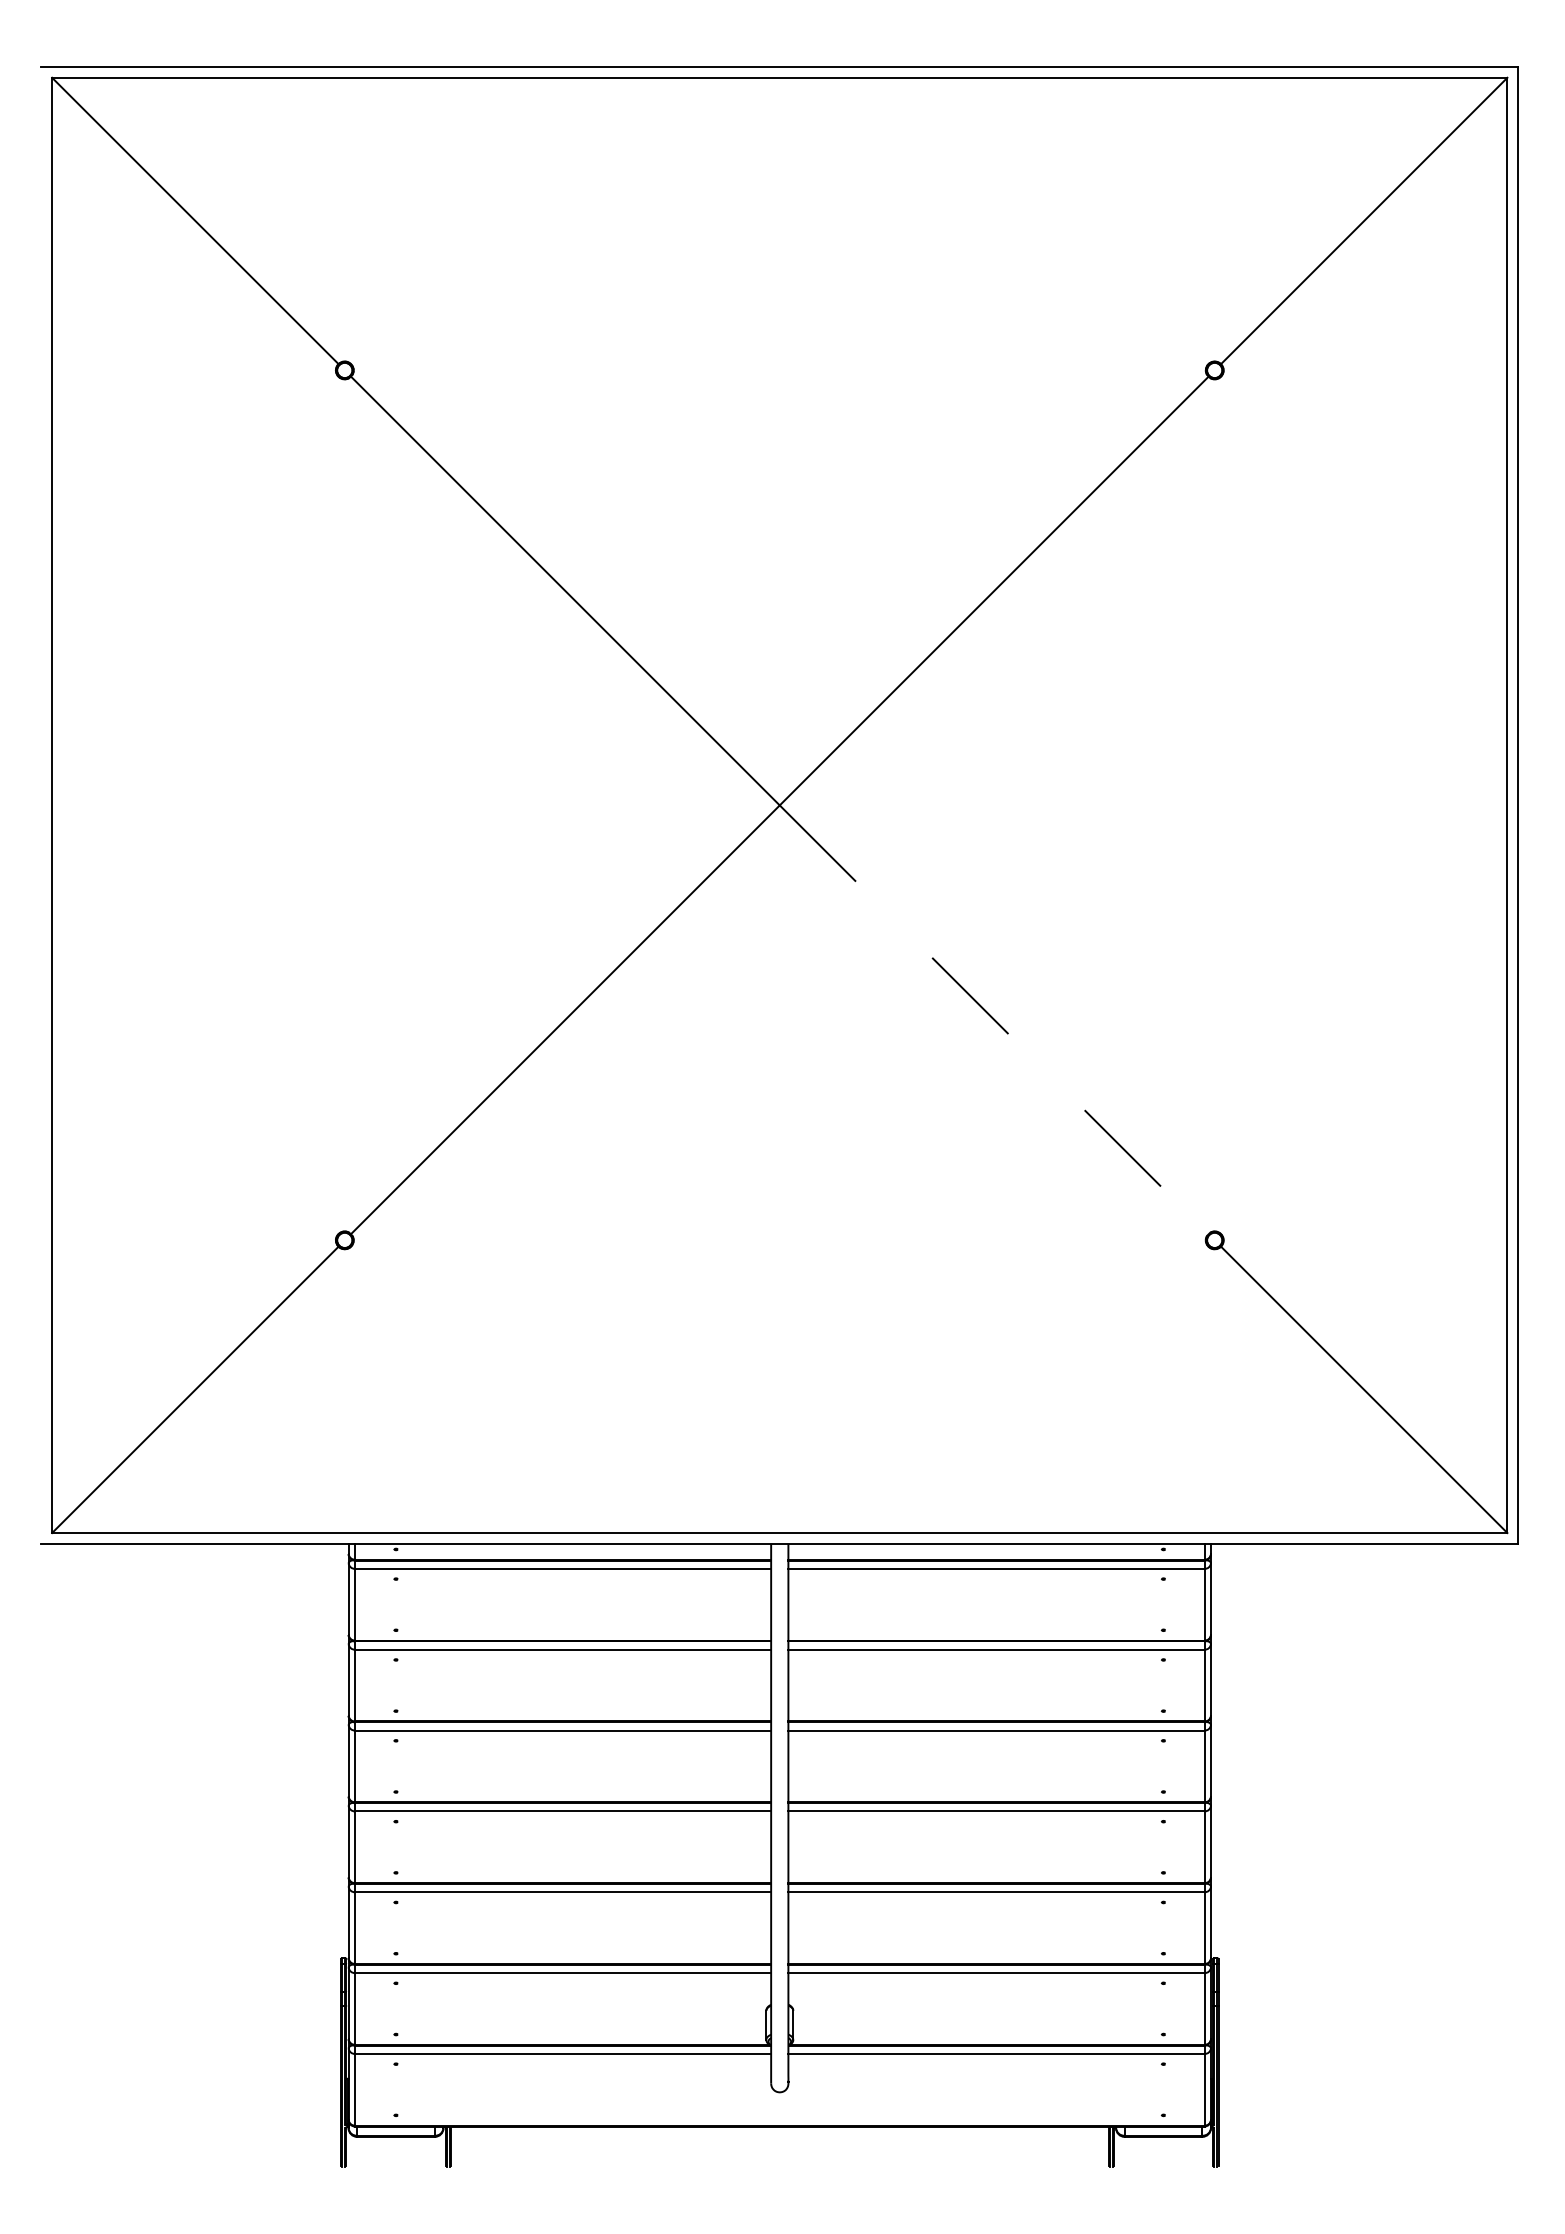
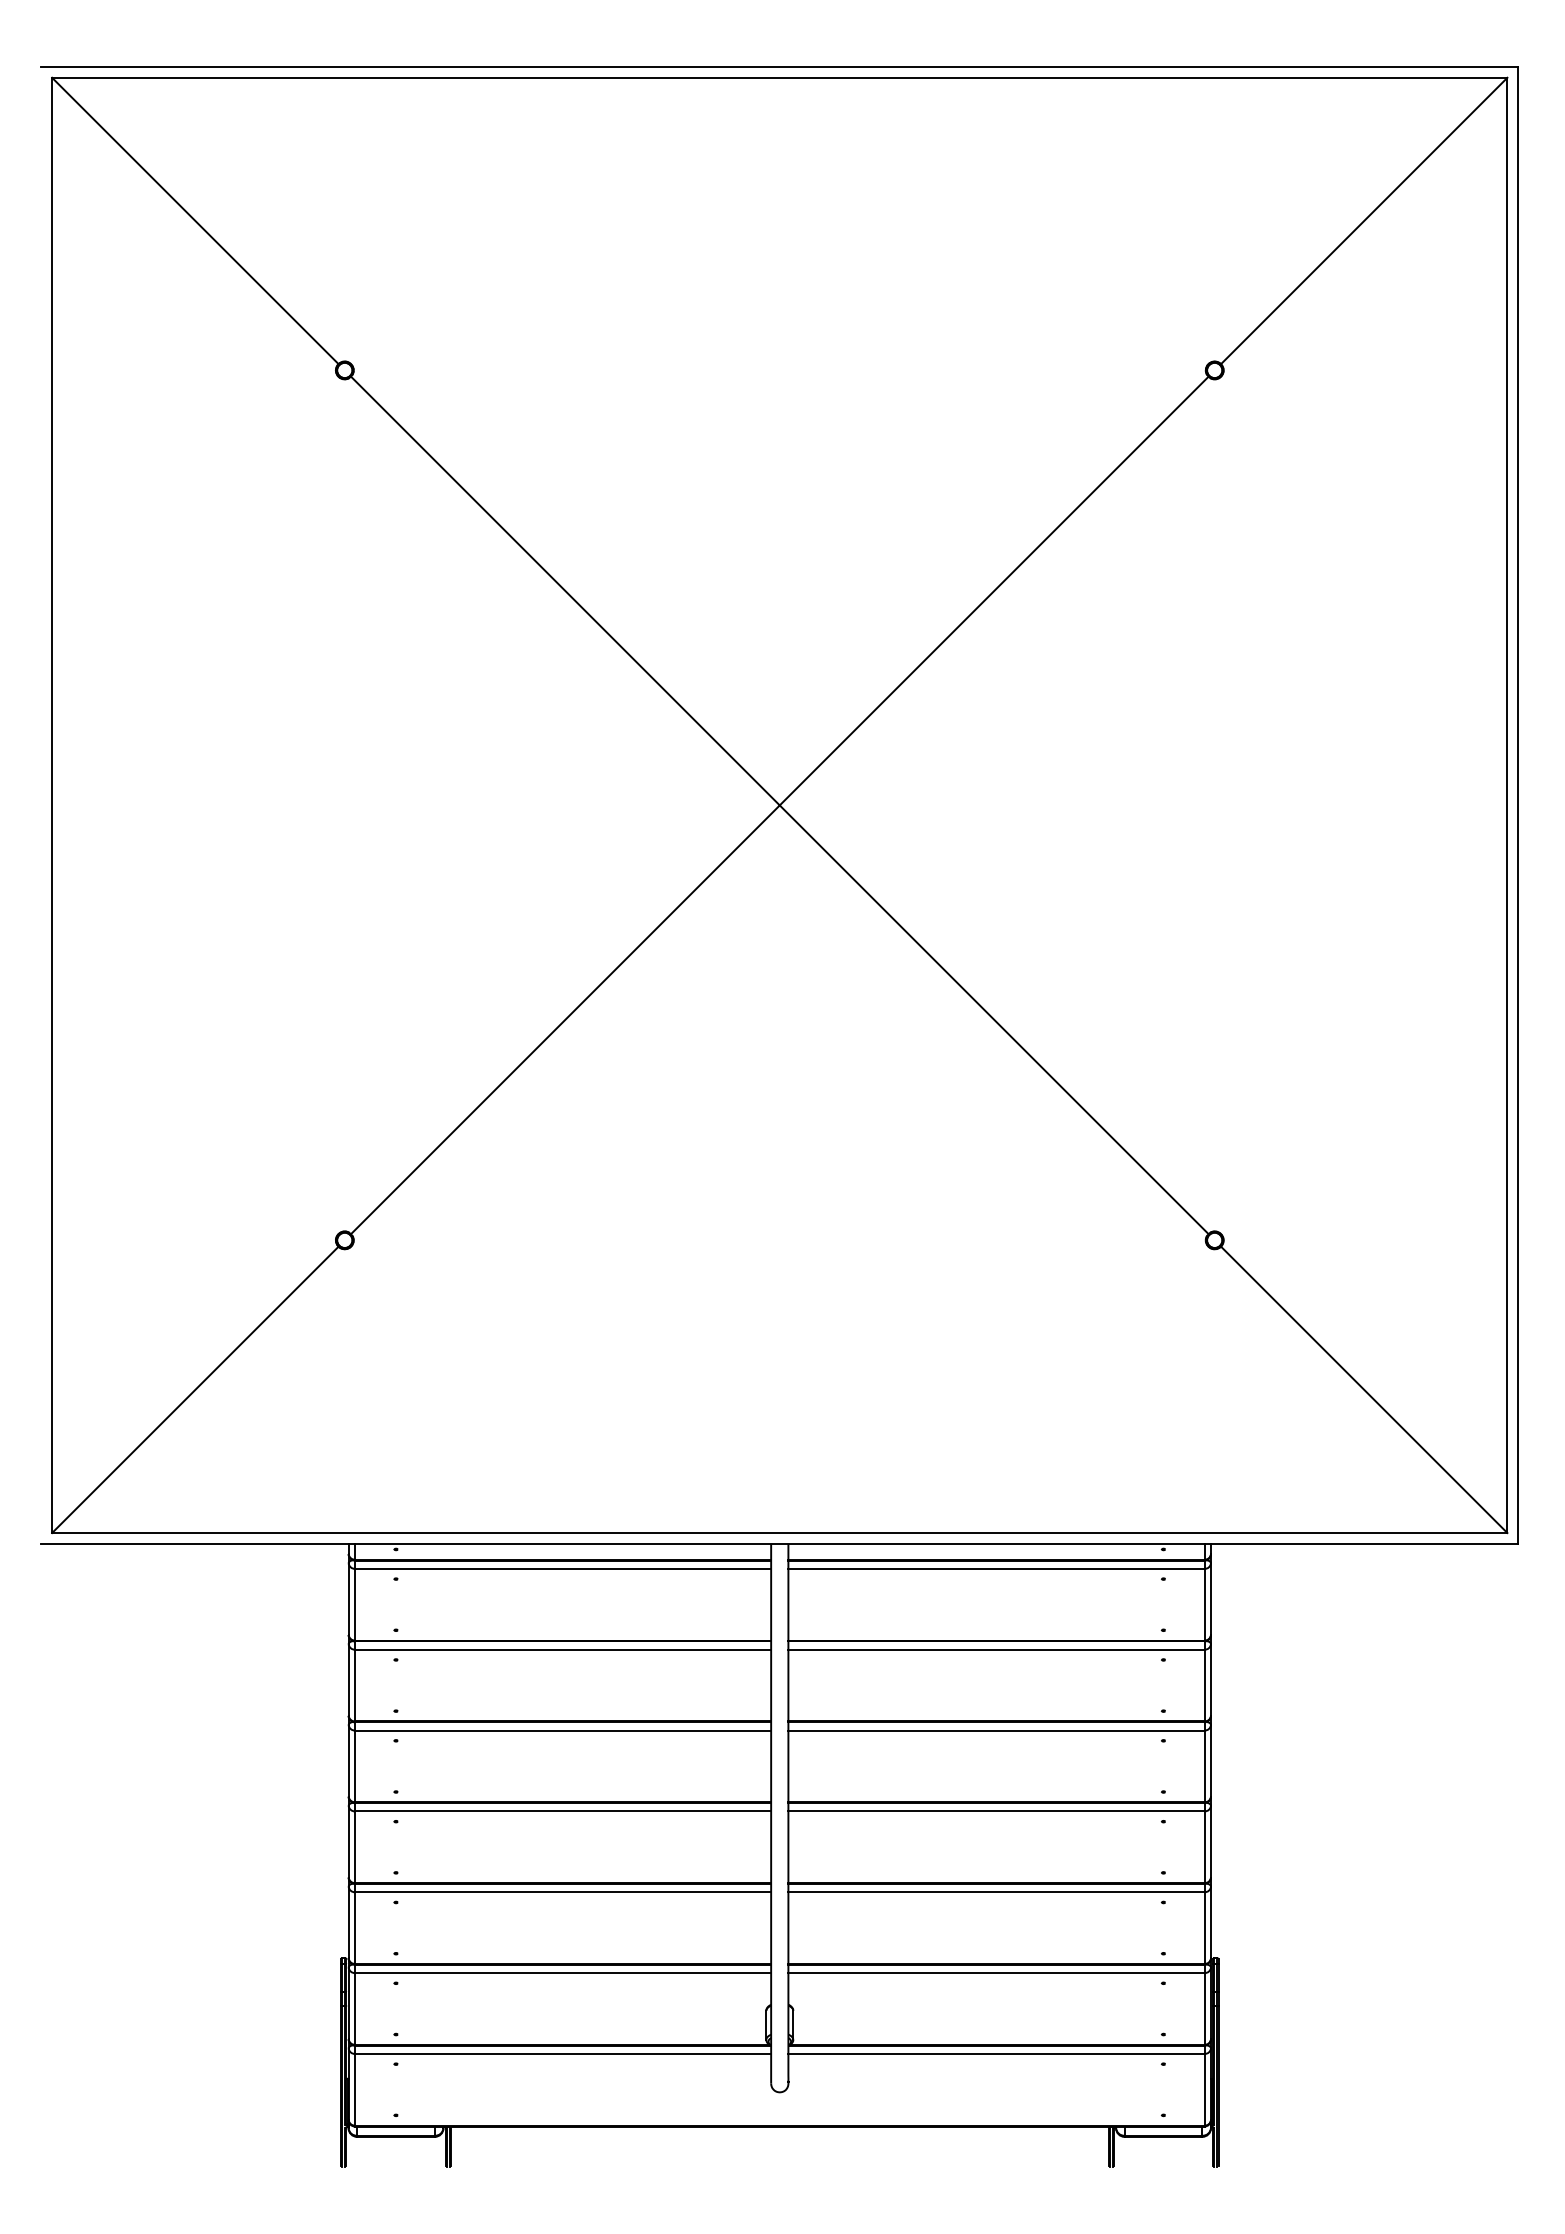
line: dashed -> solid (994, 1020)
